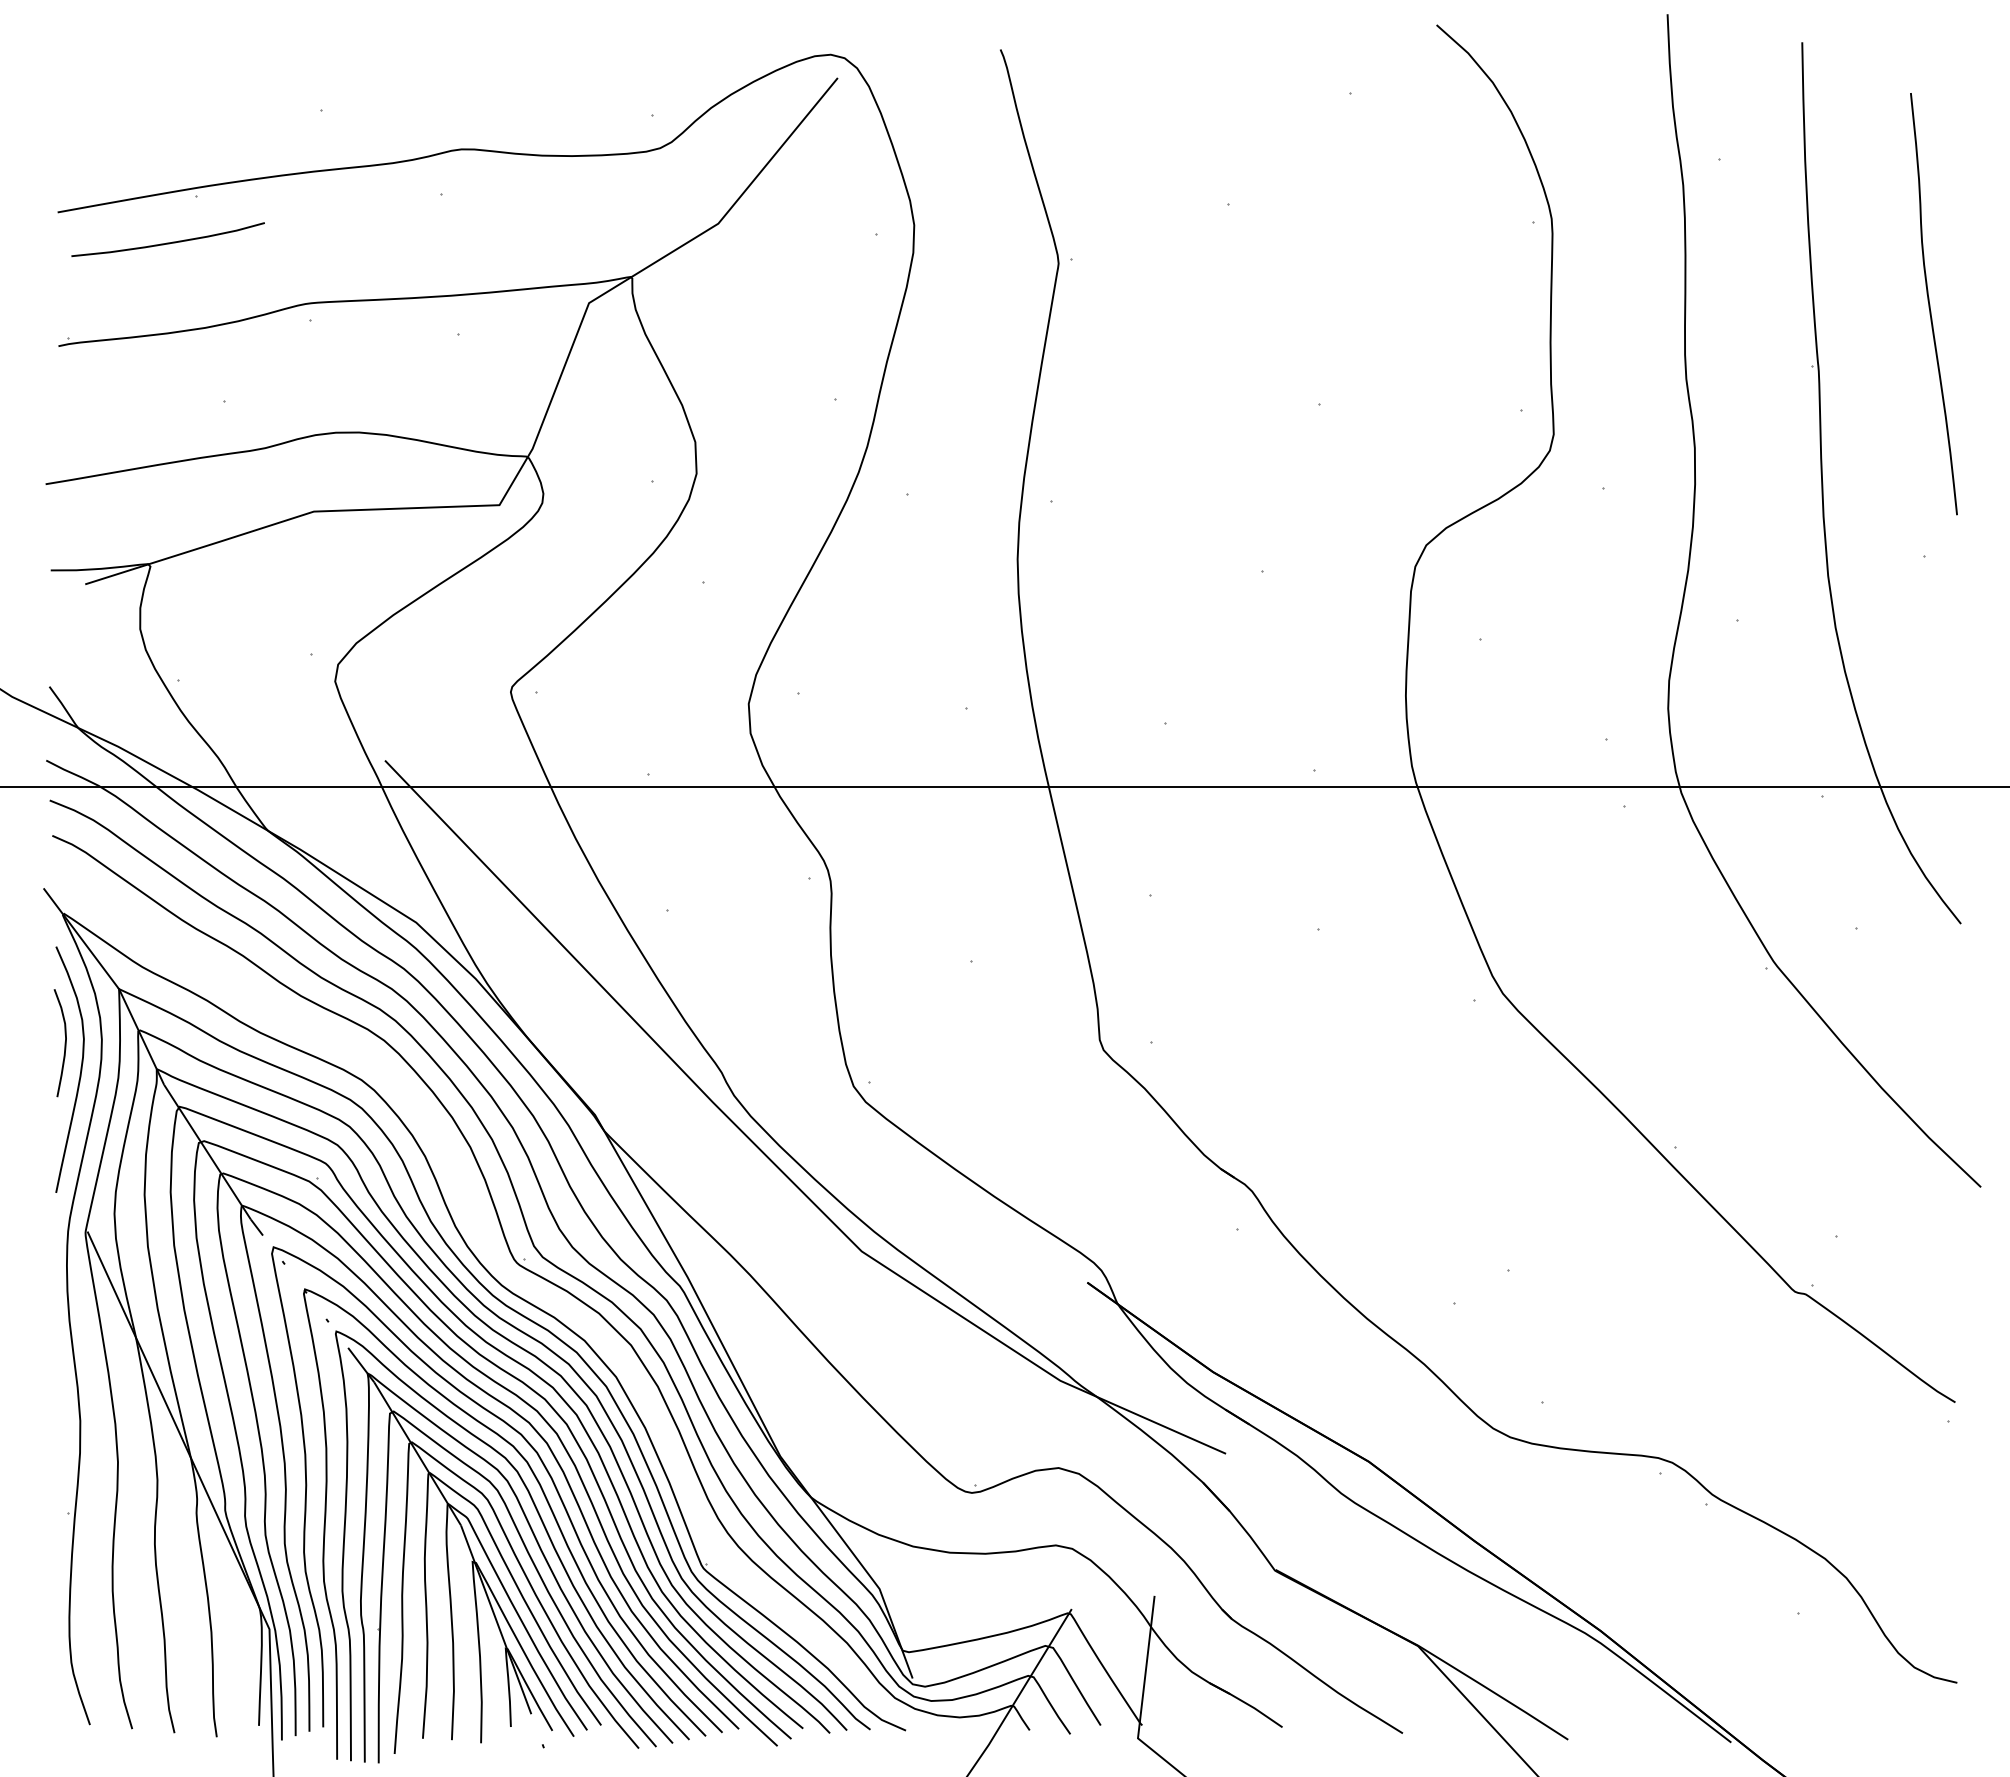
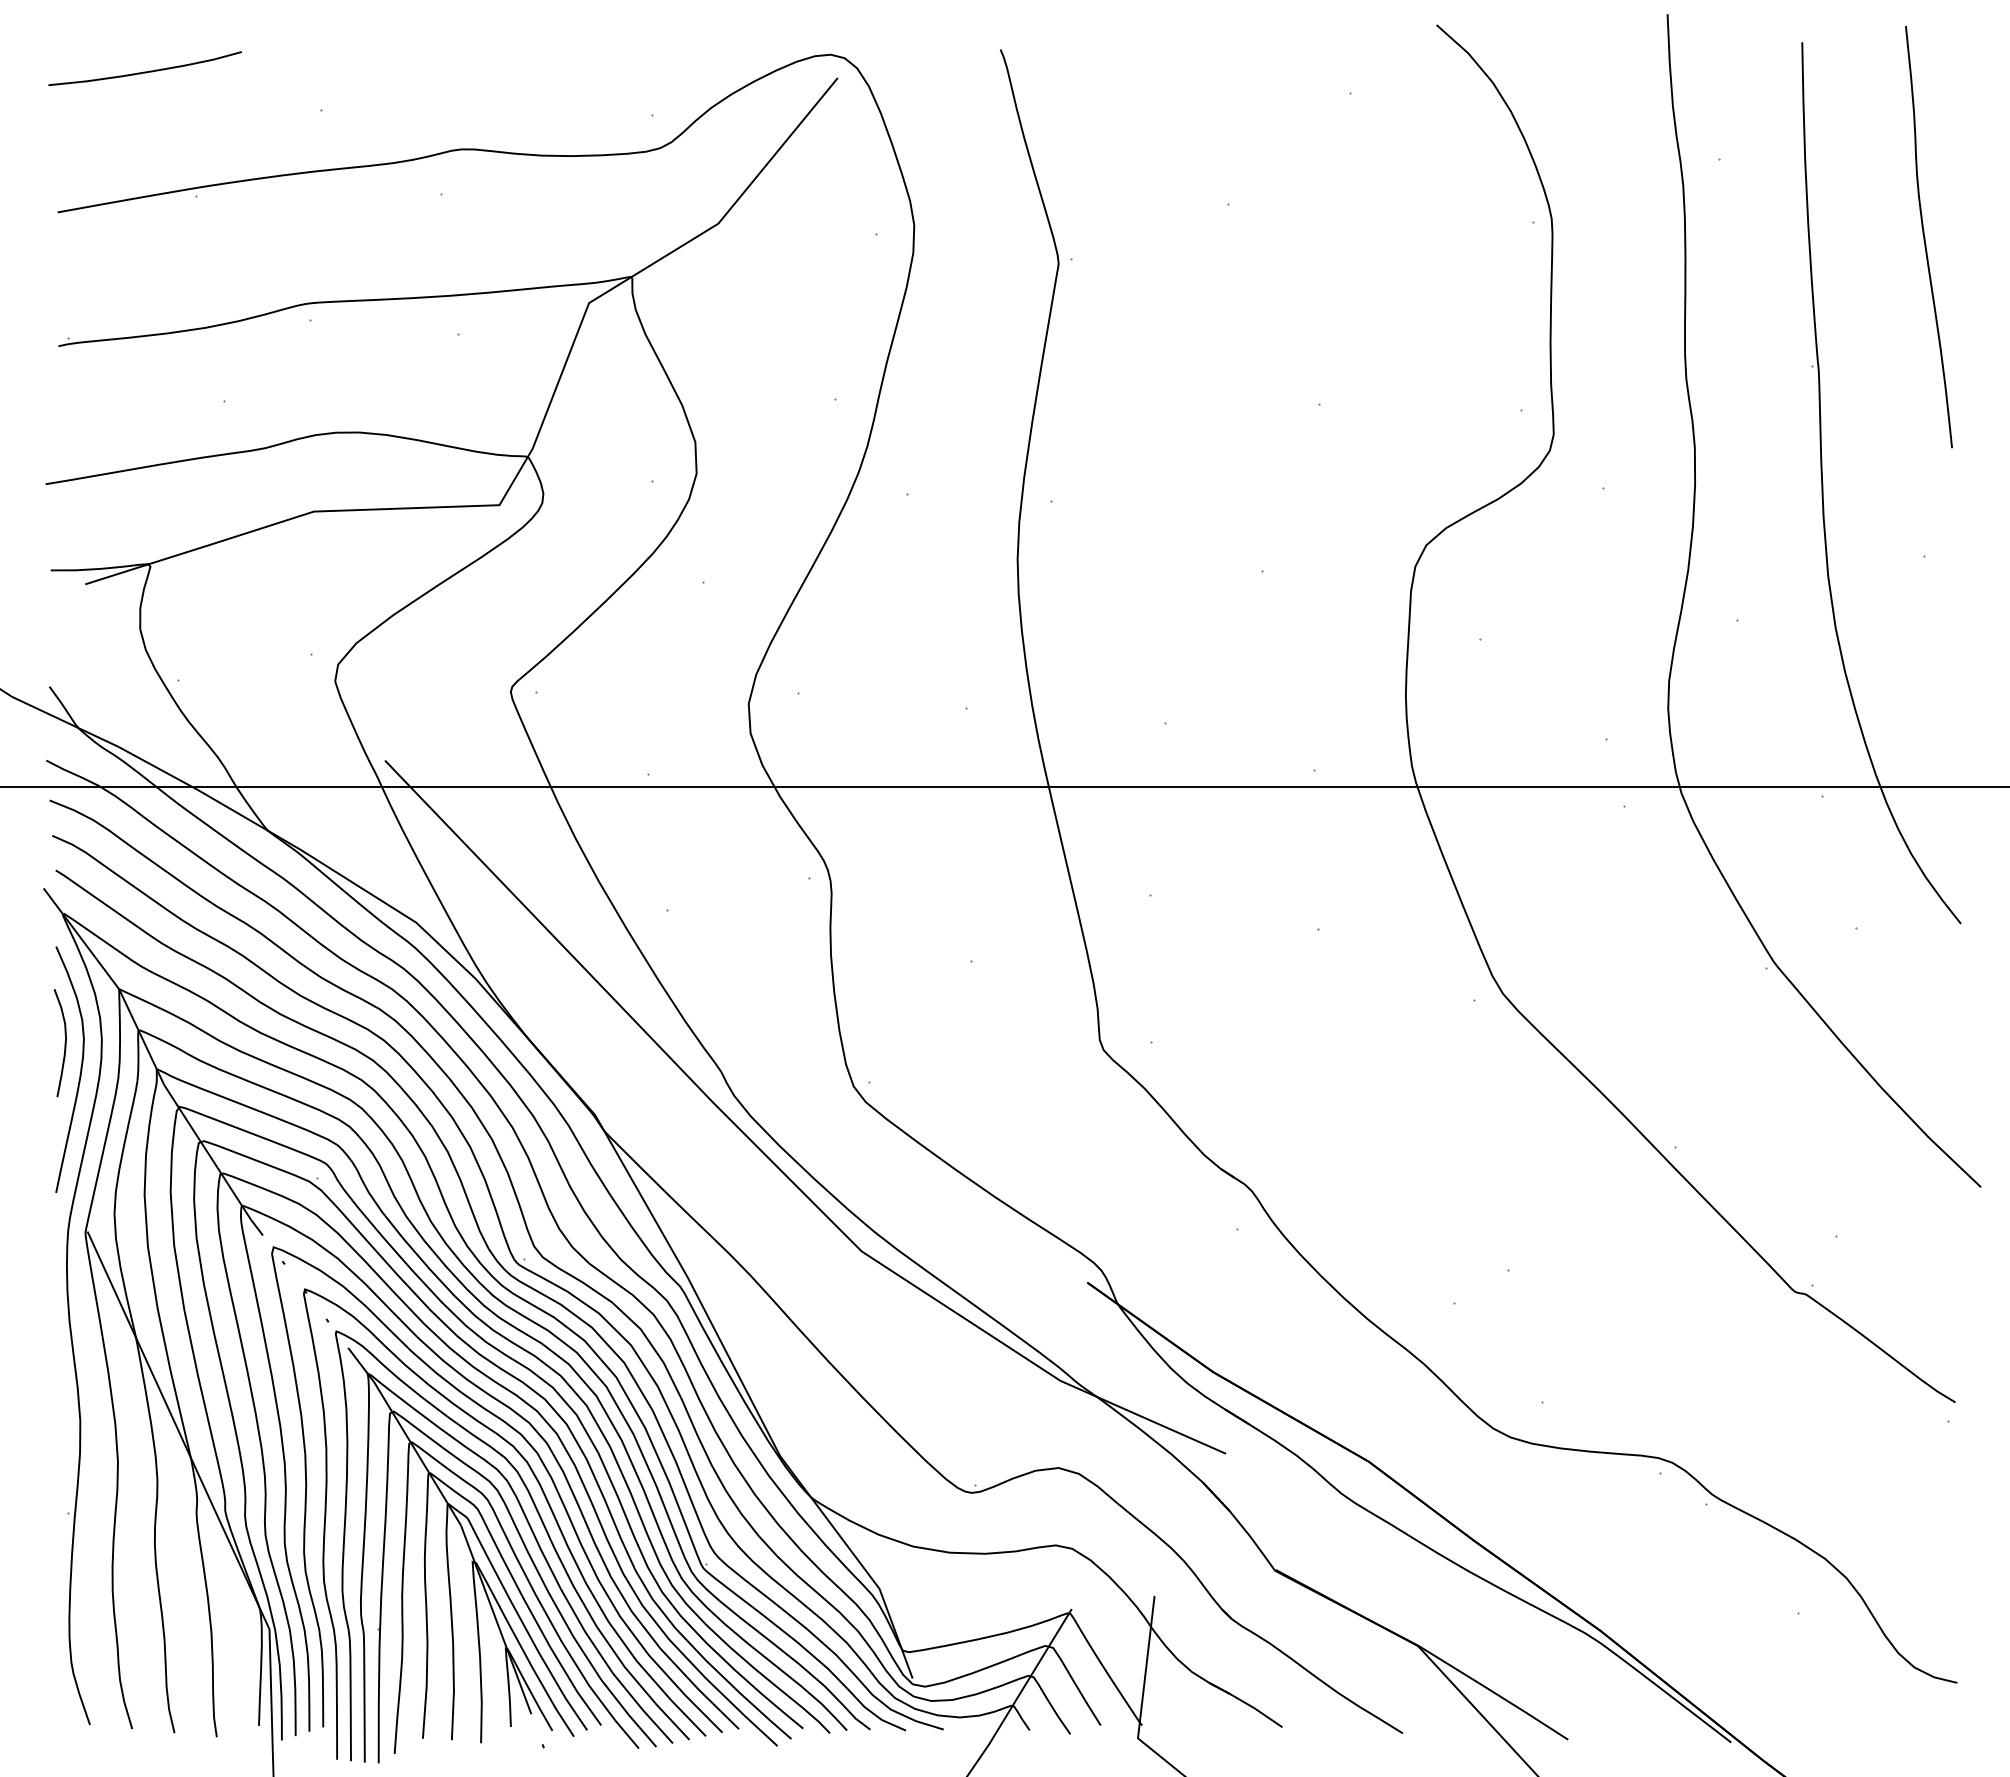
curve position: (167, 242) -> (144, 71) (144, 71)
curve position: (1930, 304) -> (1925, 237) (1925, 237)
curve: none -> present (513, 1278)
